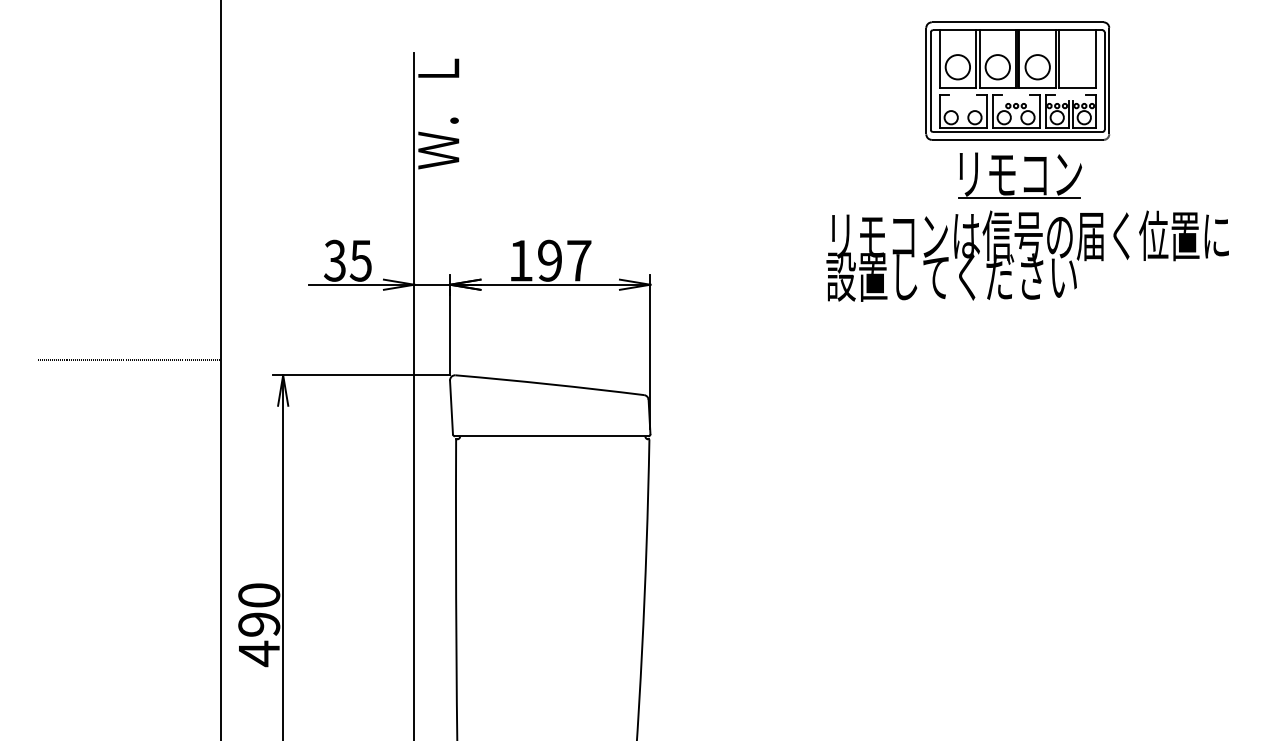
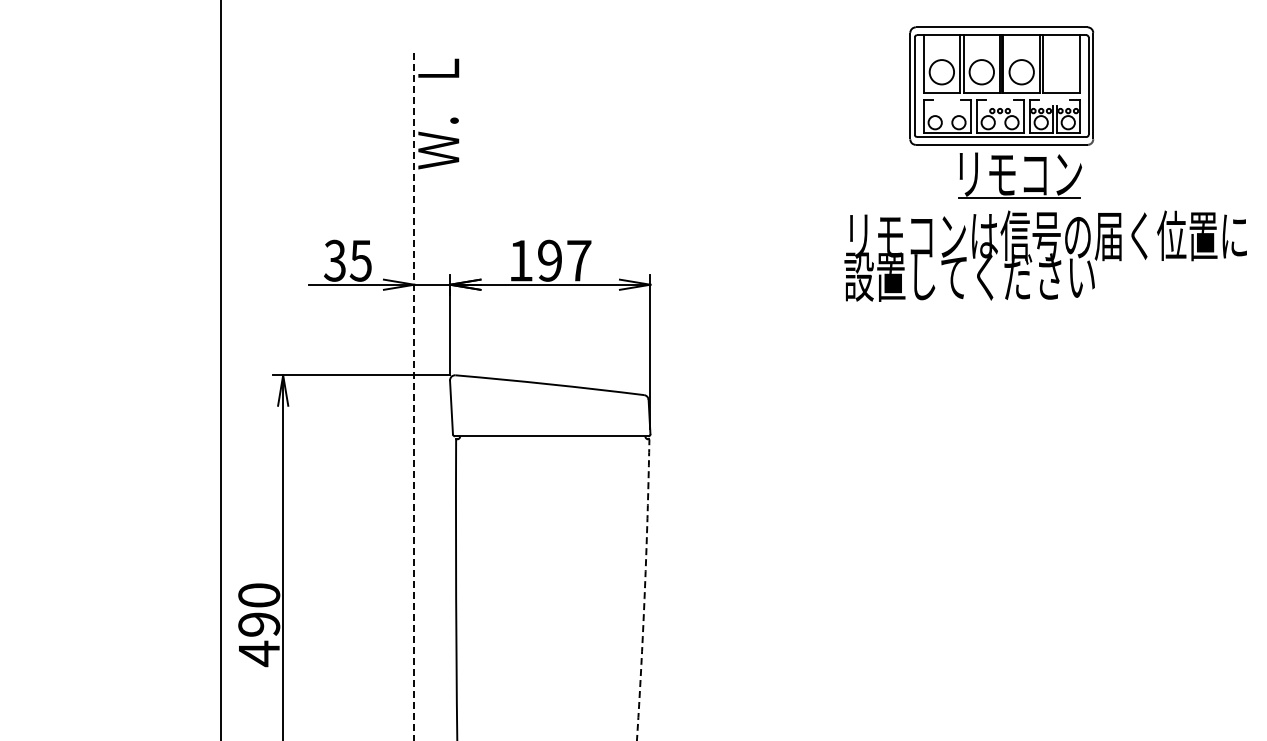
part position: (1017, 80) -> (1001, 85) (1001, 85)
text position: (1027, 255) -> (1045, 255) (1045, 255)
line: present -> none (129, 360)
line: solid -> dashed (414, 396)
arc: solid -> dashed (644, 590)
